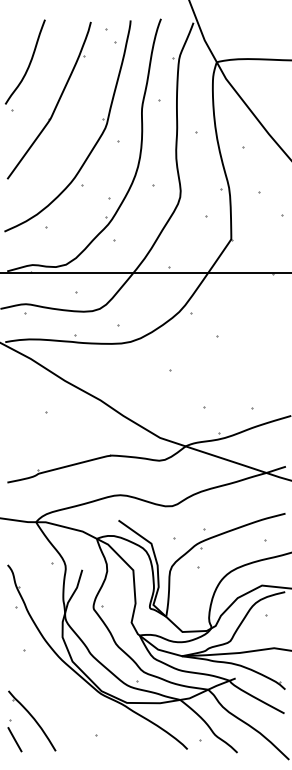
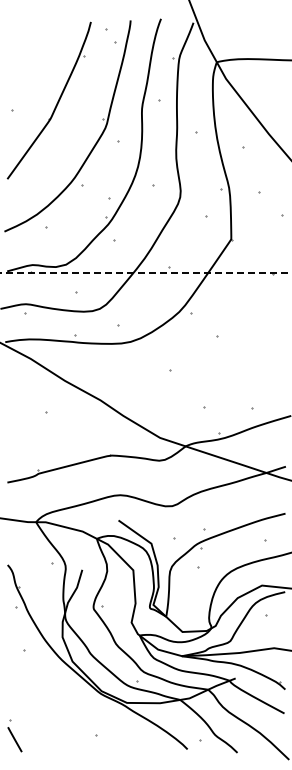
curve: present -> none (28, 64)
line: solid -> dashed (146, 272)
part: present -> none (32, 720)
